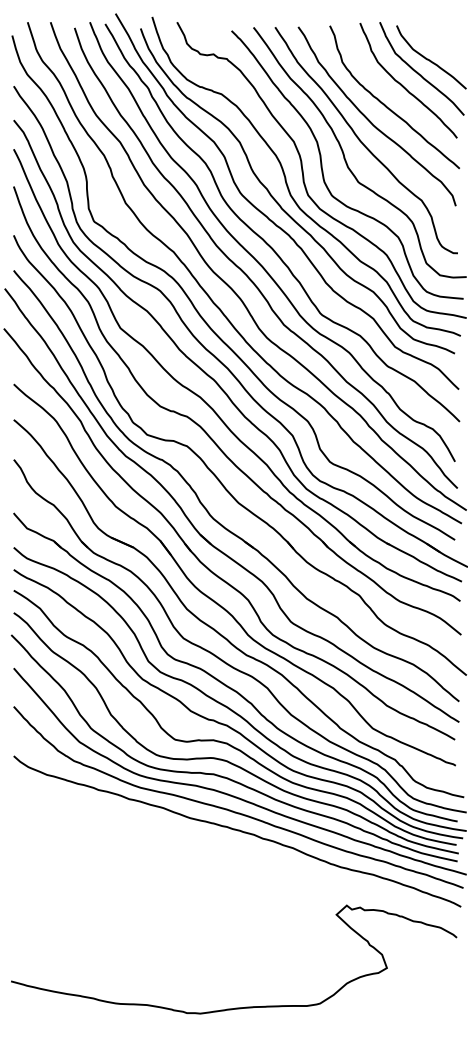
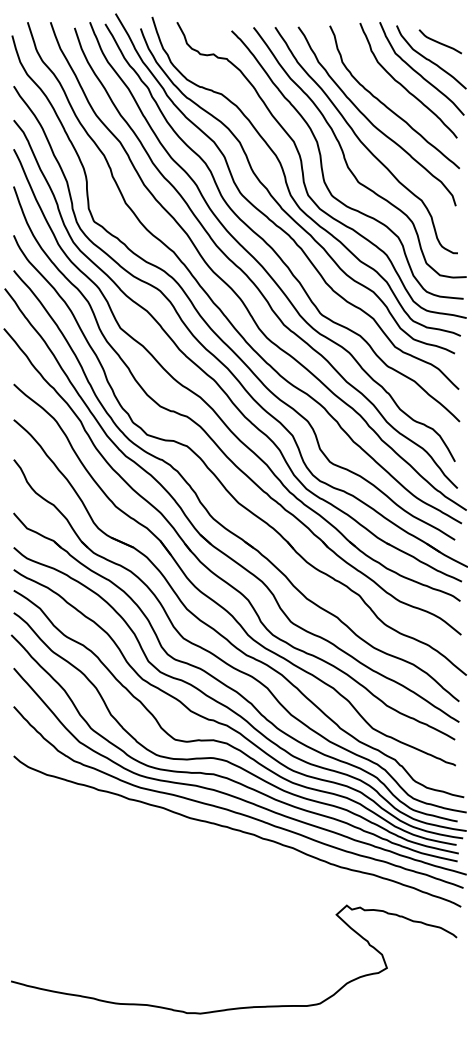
curve: none -> present (438, 41)
